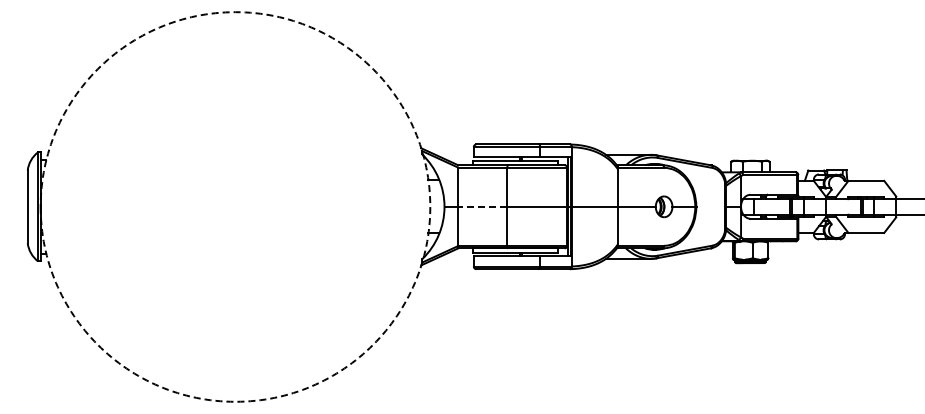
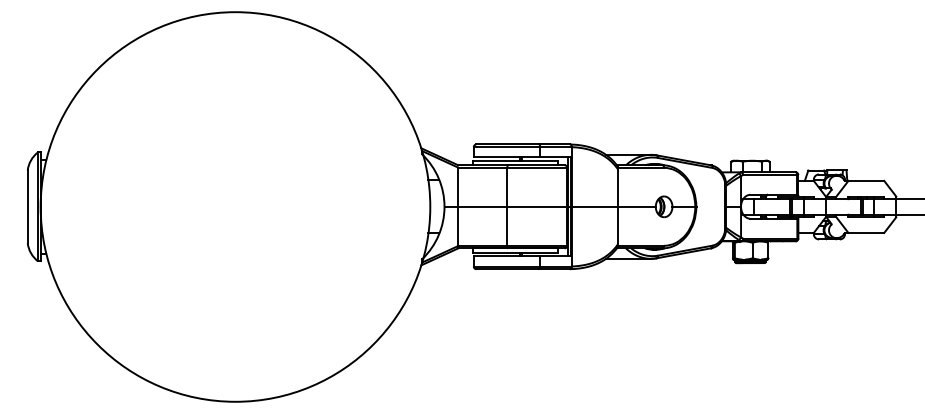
circle: dashed -> solid (235, 206)
line: dashed -> solid (482, 206)
